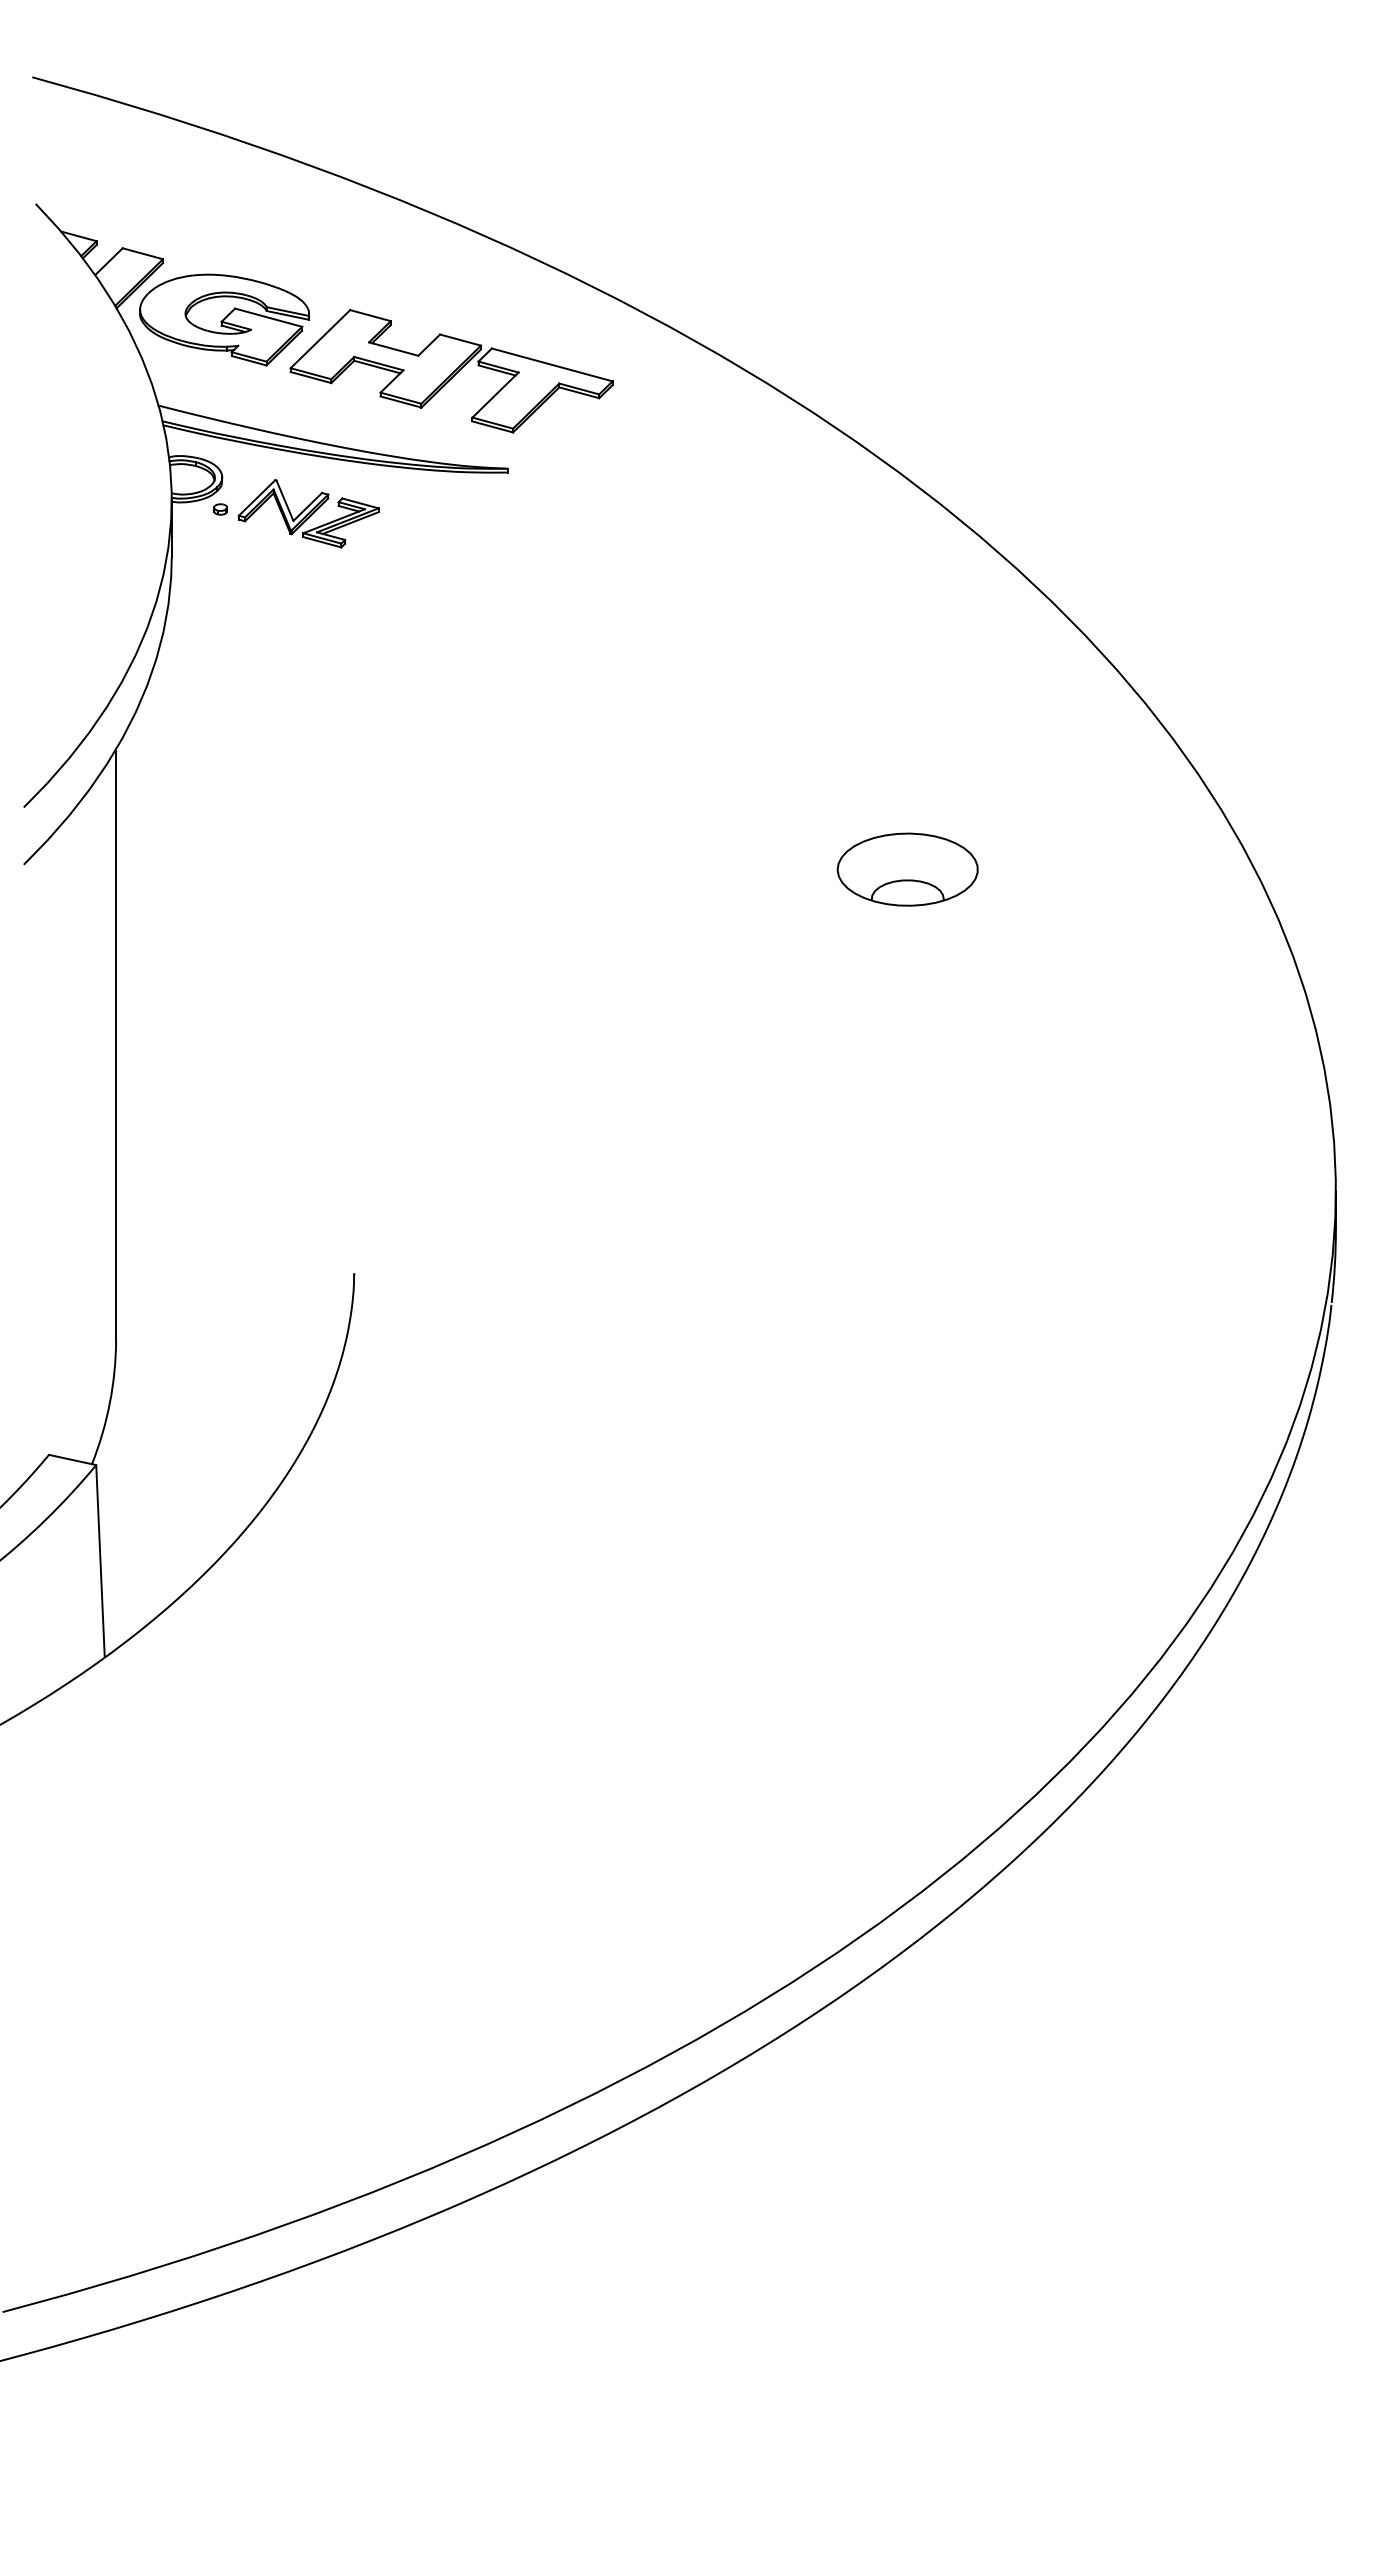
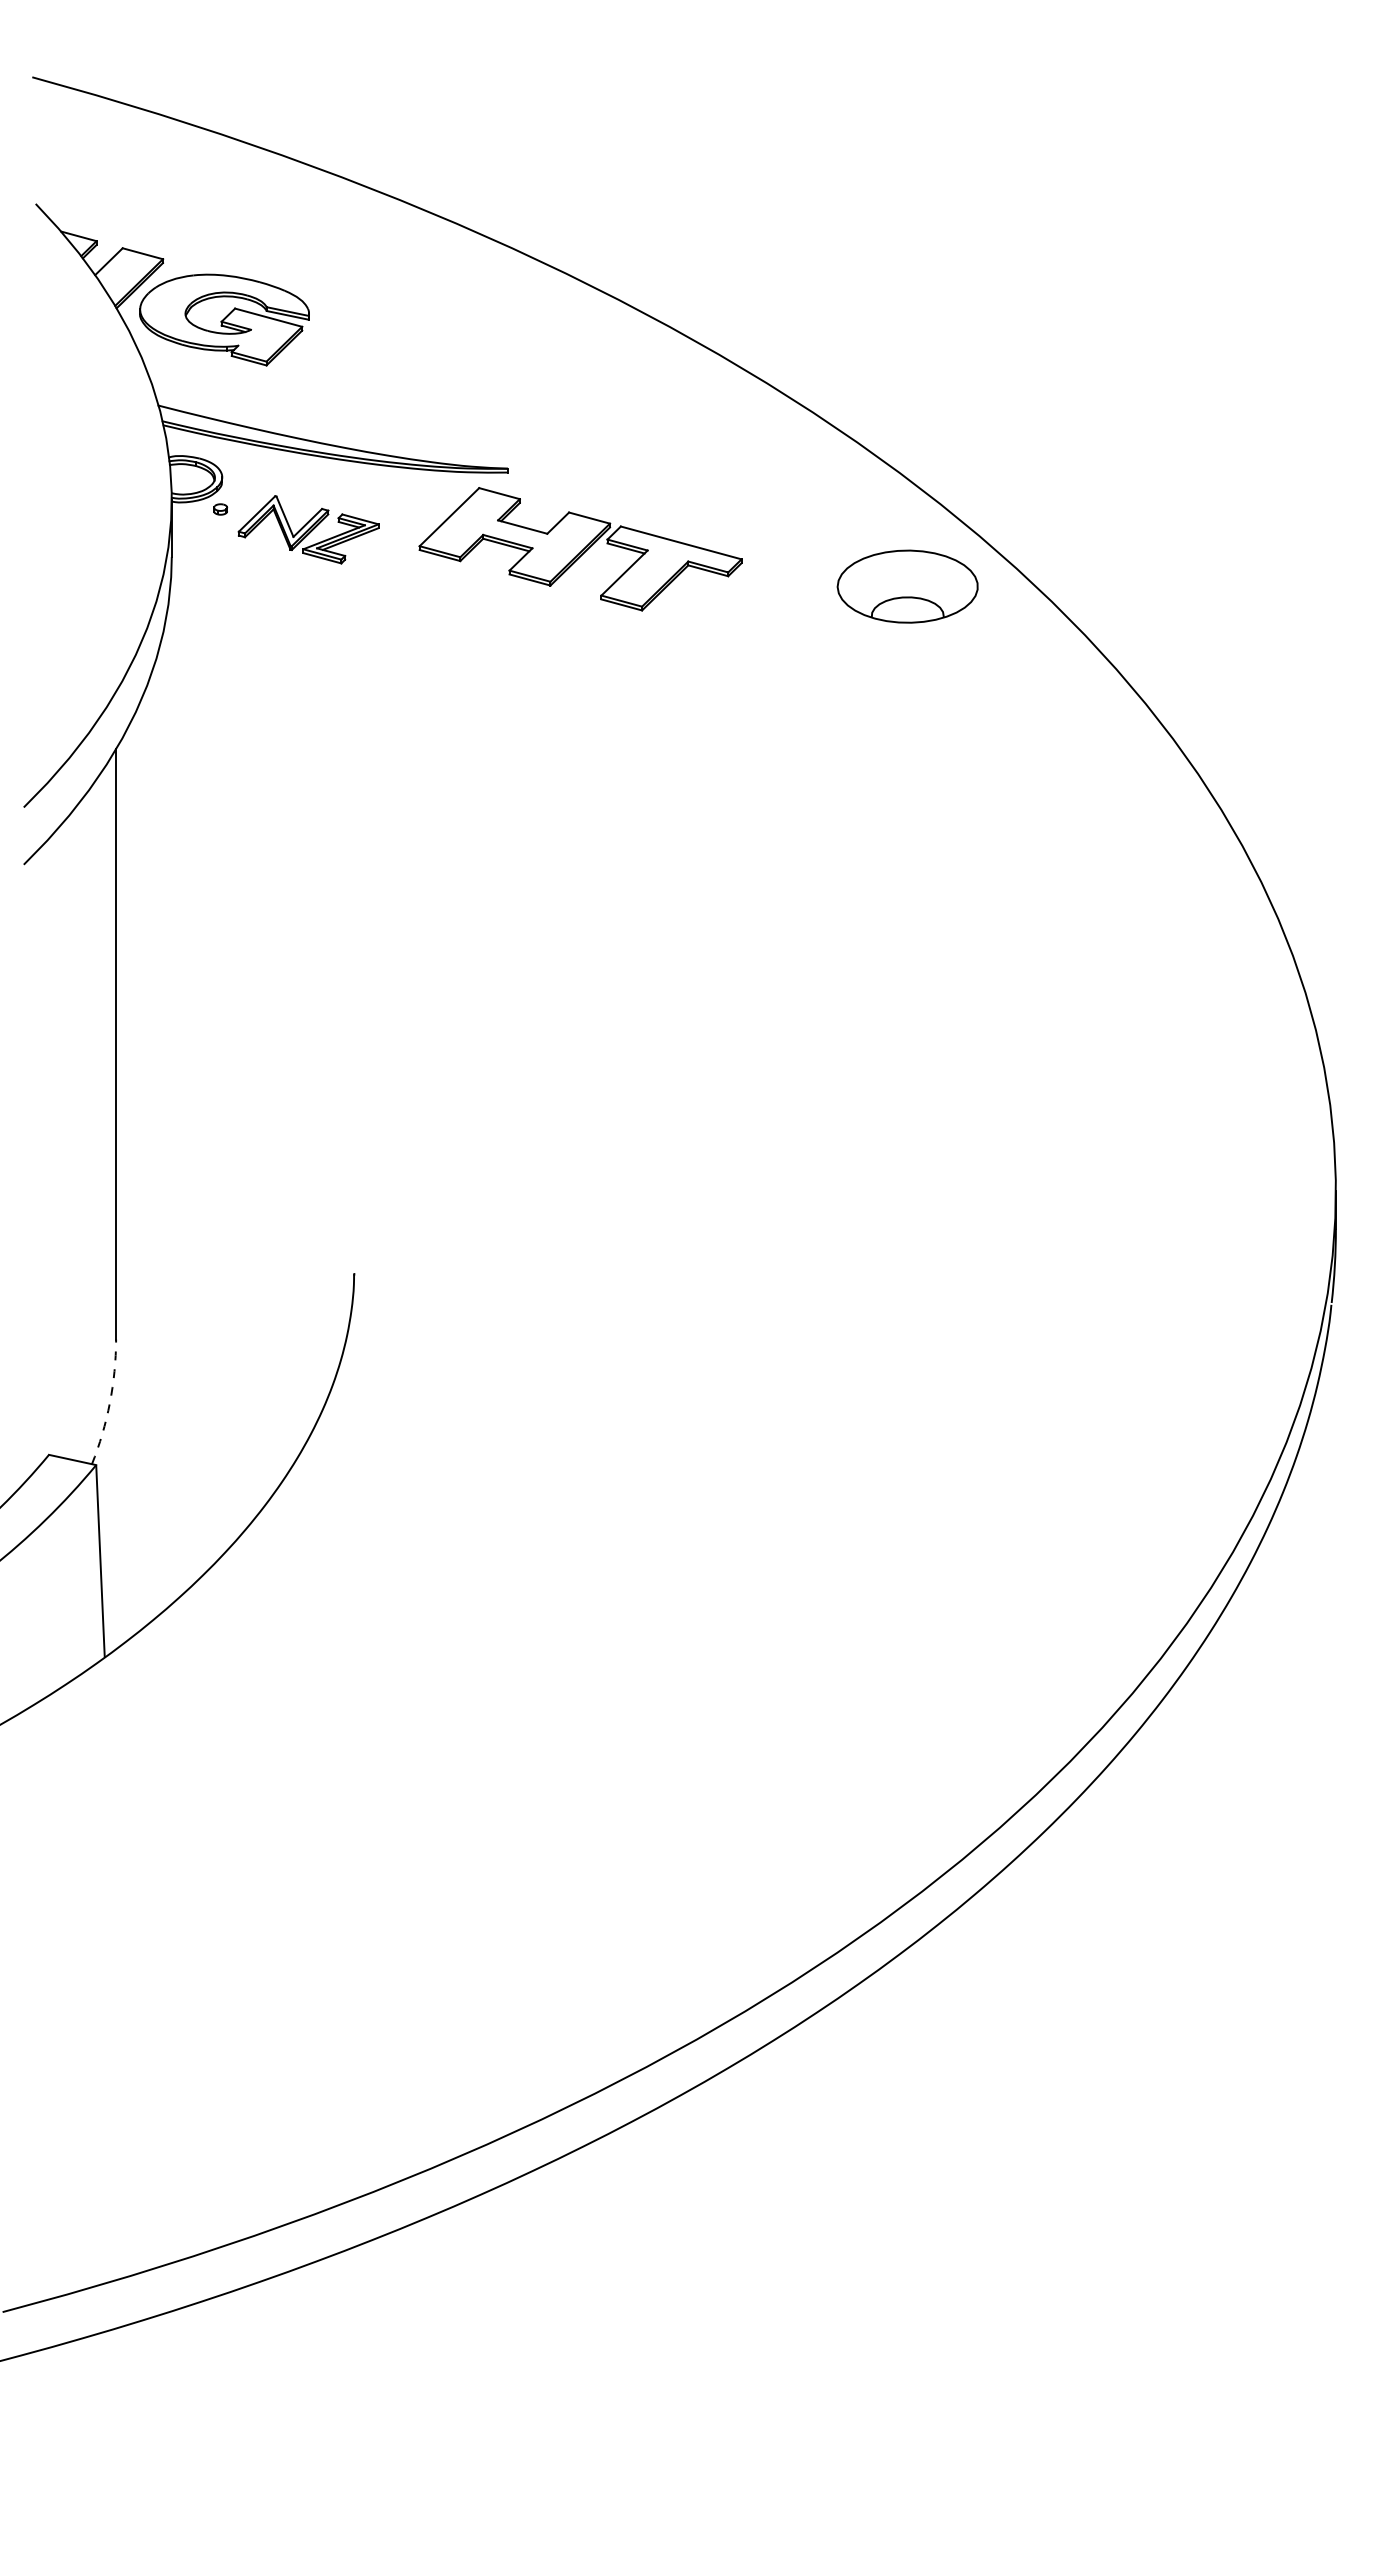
part position: (451, 371) -> (580, 549) (580, 549)
part position: (308, 513) -> (308, 529) (308, 529)
part position: (907, 869) -> (907, 586) (907, 586)
arc: solid -> dashed (109, 1403)
